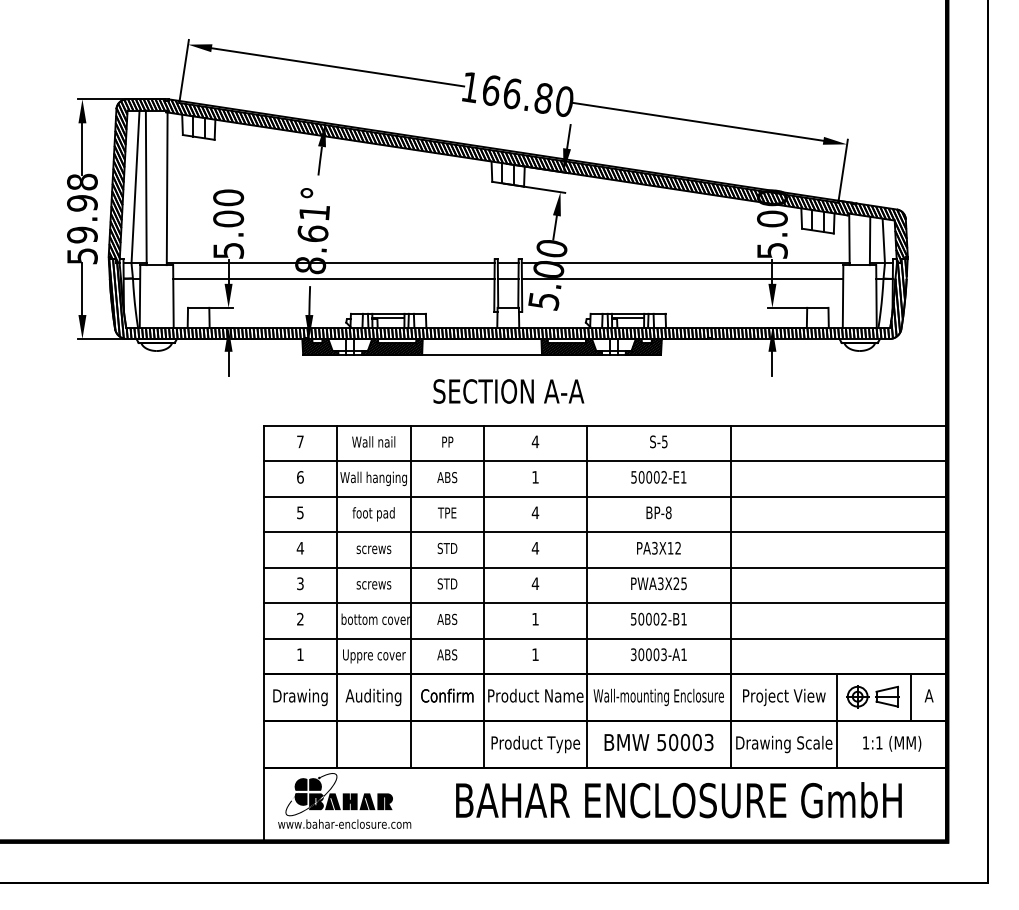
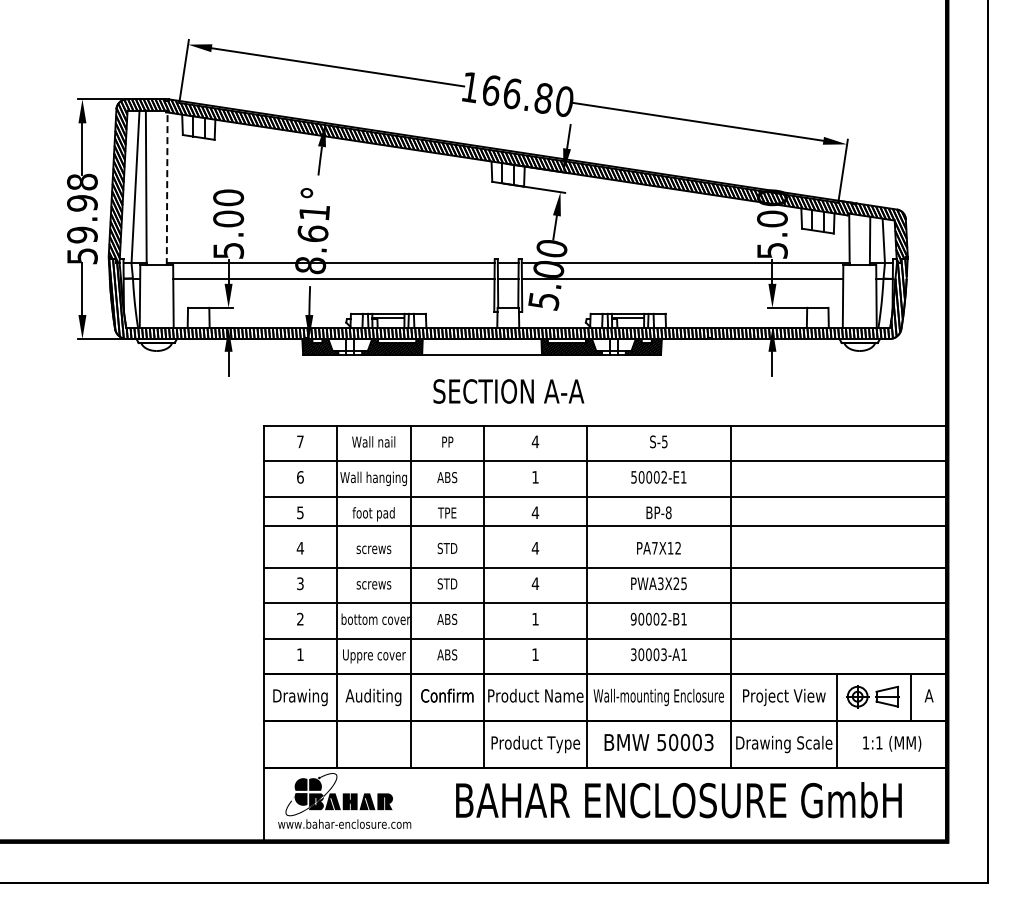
line: solid -> dashed (167, 188)
line position: (605, 532) -> (605, 526) (605, 526)
text: PA3X12 -> PA7X12 (654, 547)
text: 50002-B1 -> 90002-B1 (633, 618)
